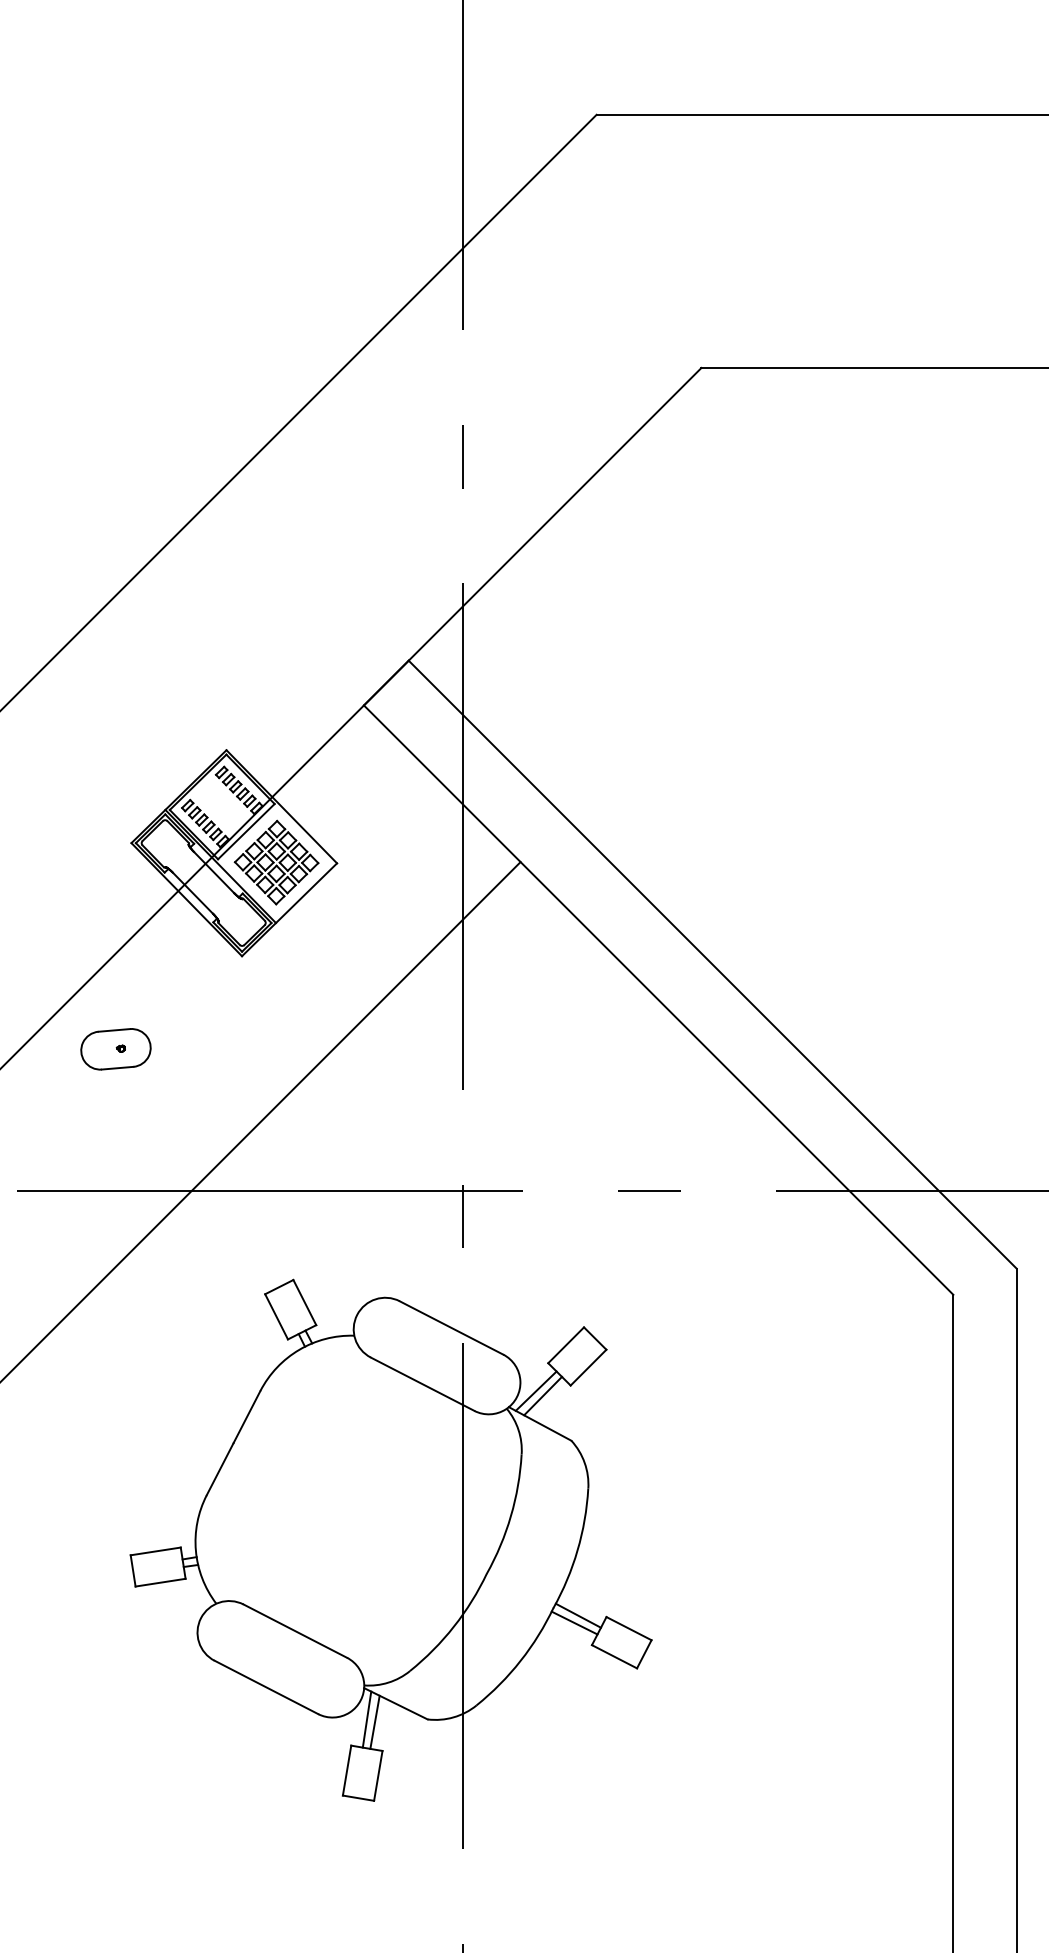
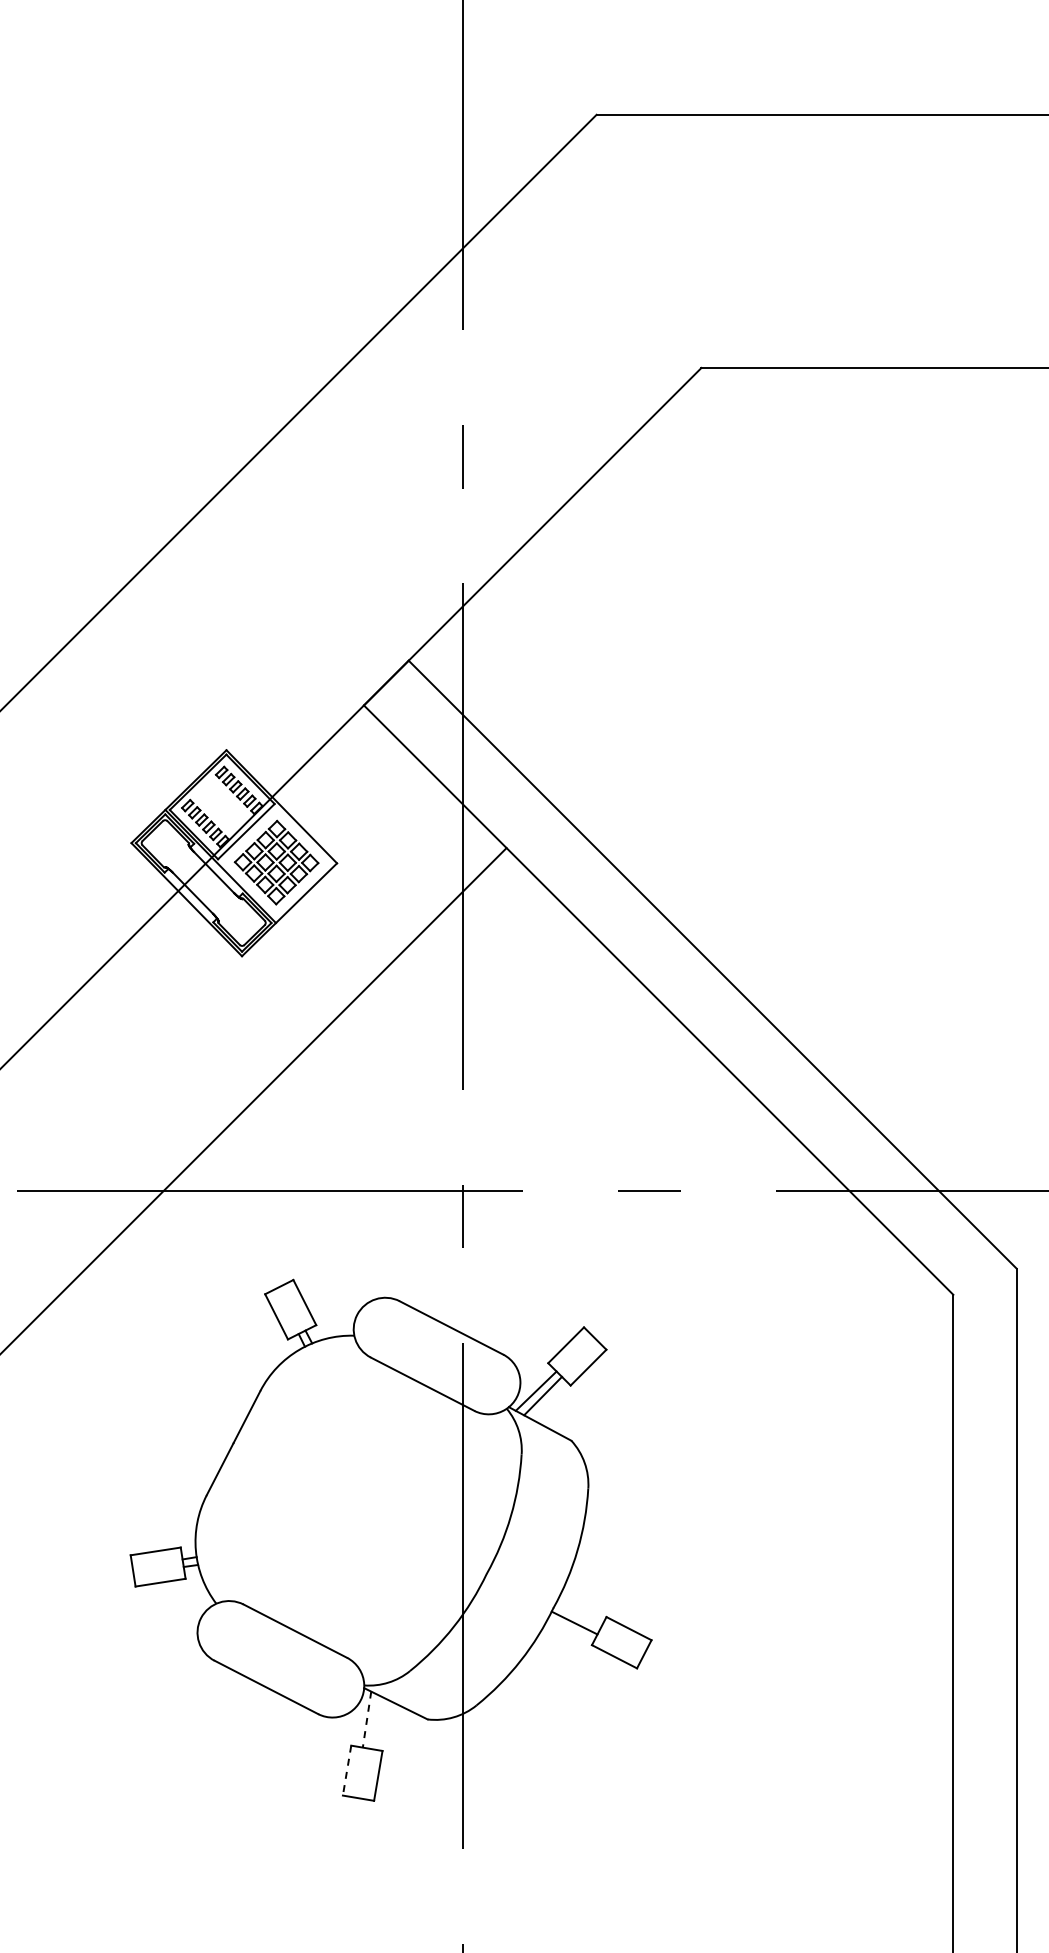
part: present -> none (115, 1049)
line position: (261, 1121) -> (254, 1100) (254, 1100)
line: present -> none (577, 1615)
line: solid -> dashed (366, 1720)
line: present -> none (374, 1721)
line: solid -> dashed (347, 1771)
